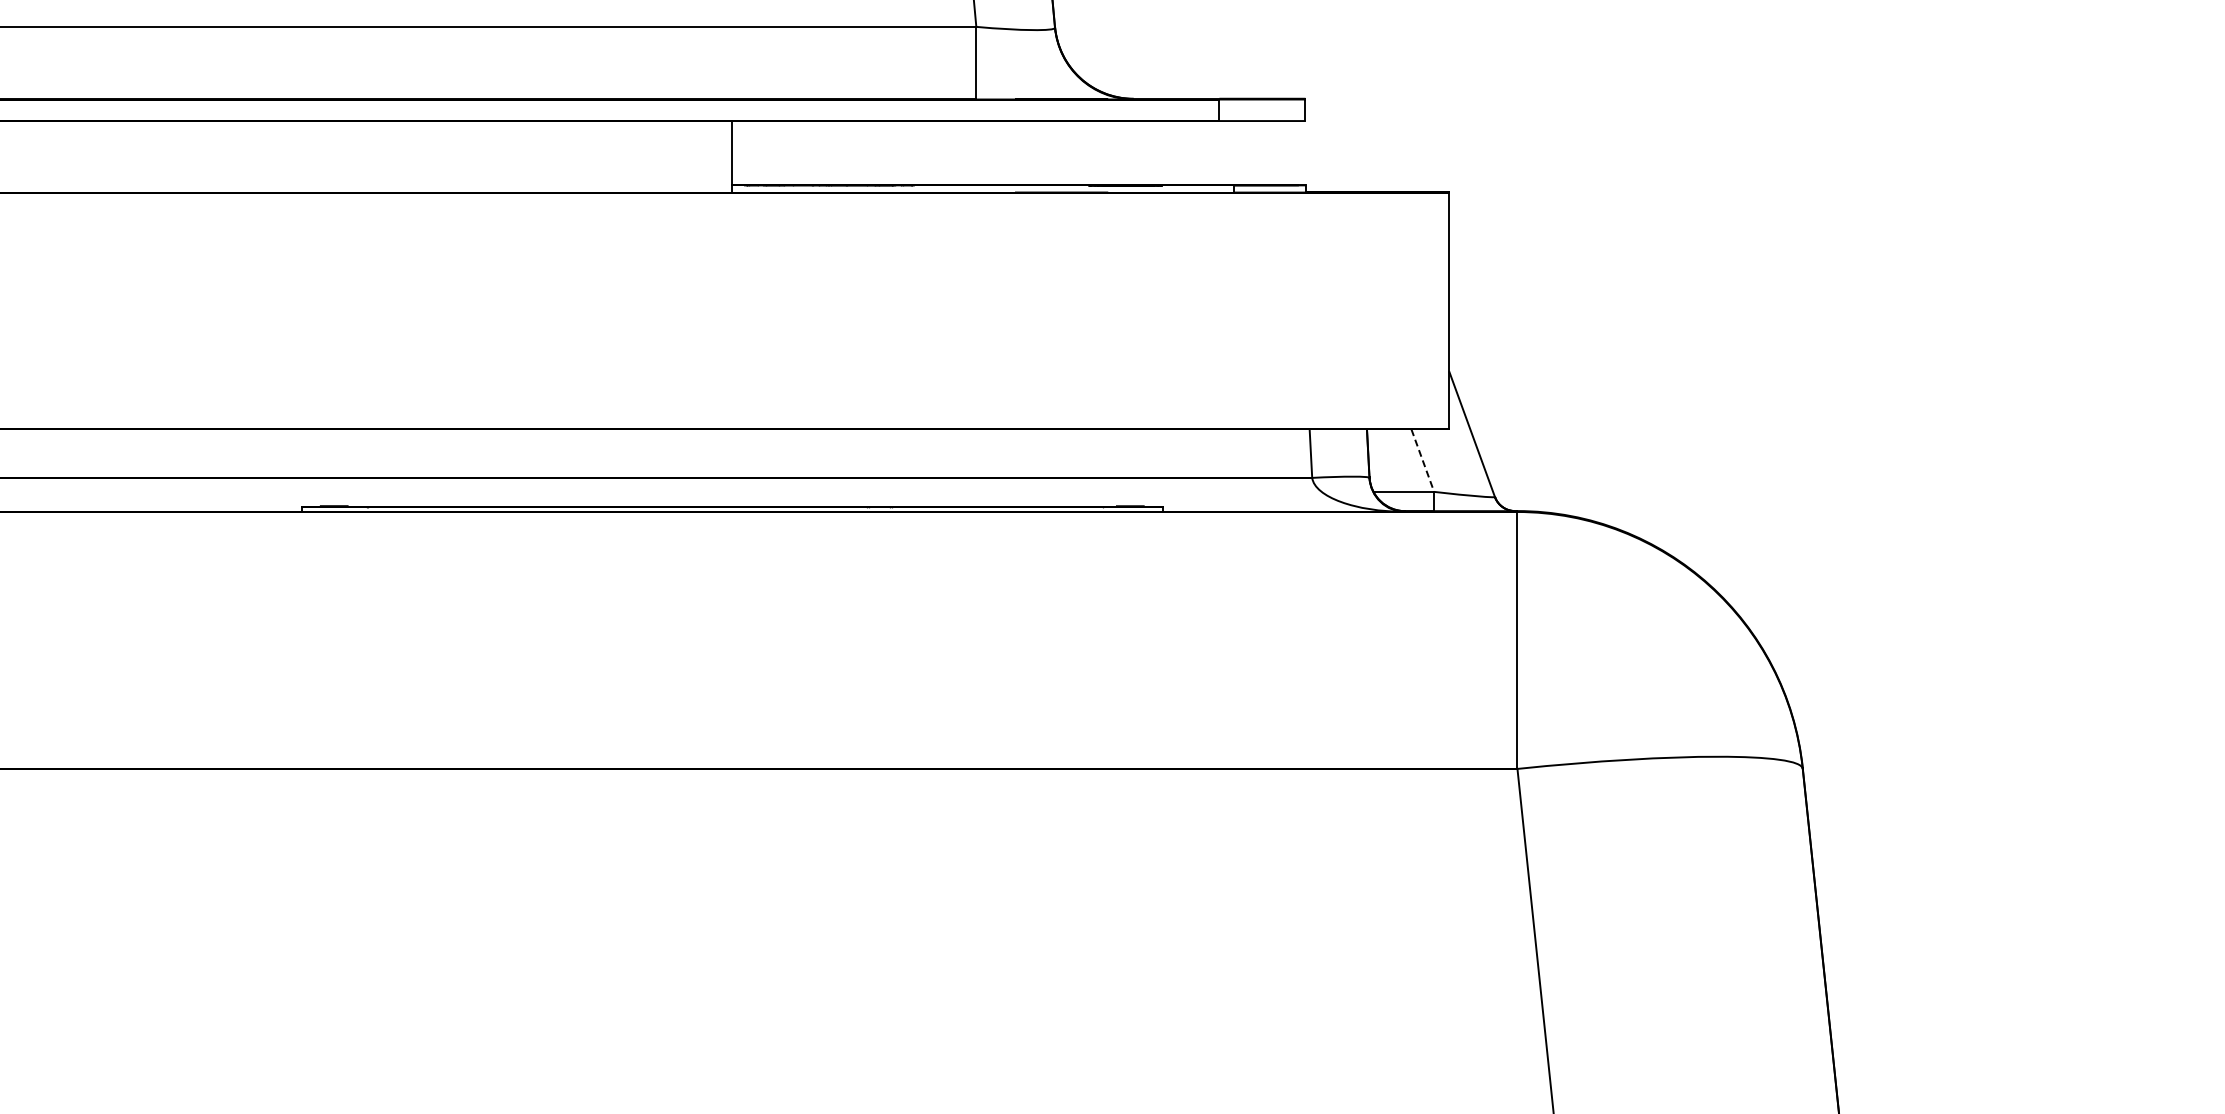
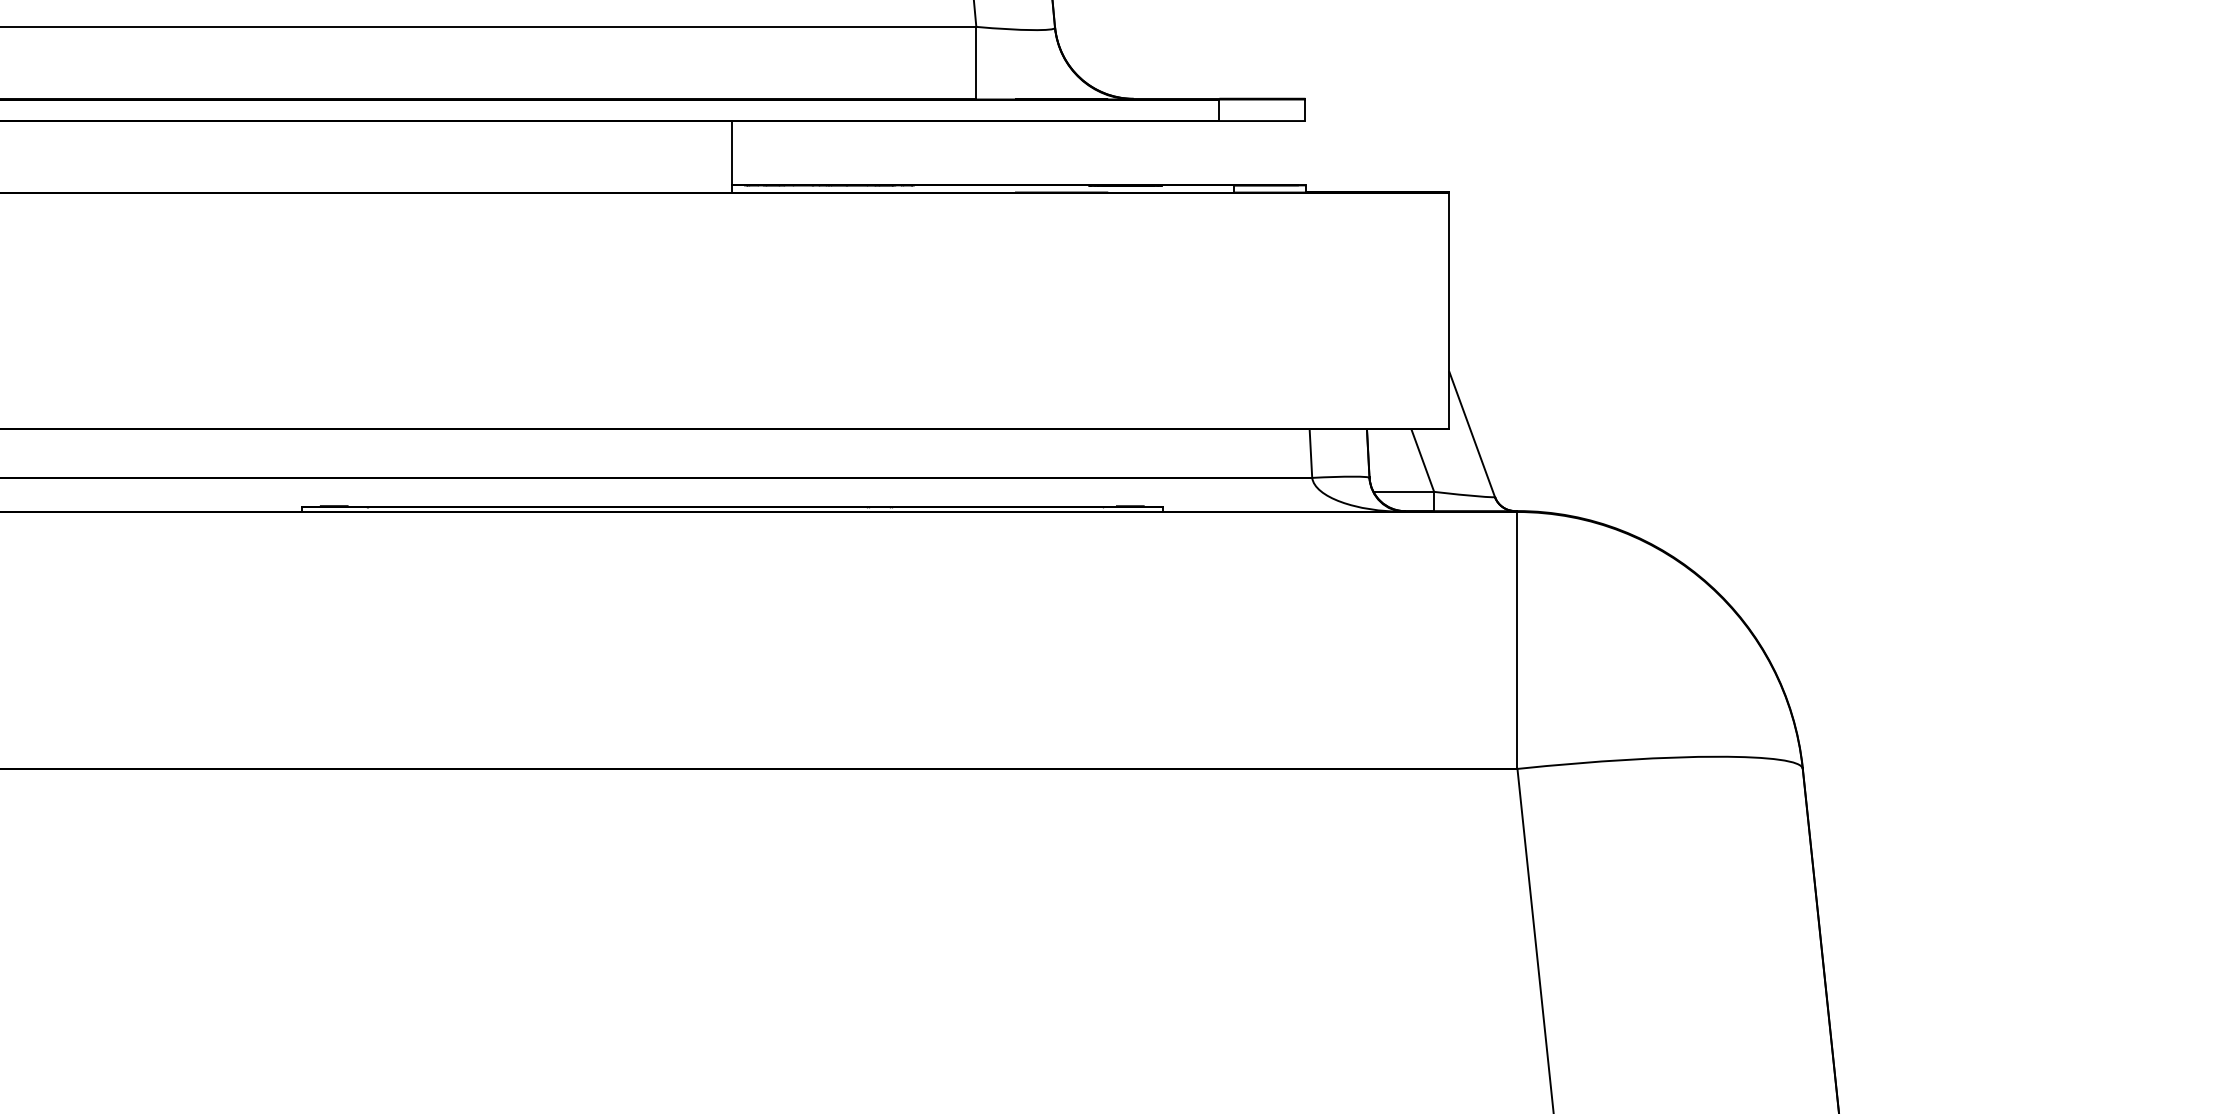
line: dashed -> solid (1422, 461)
